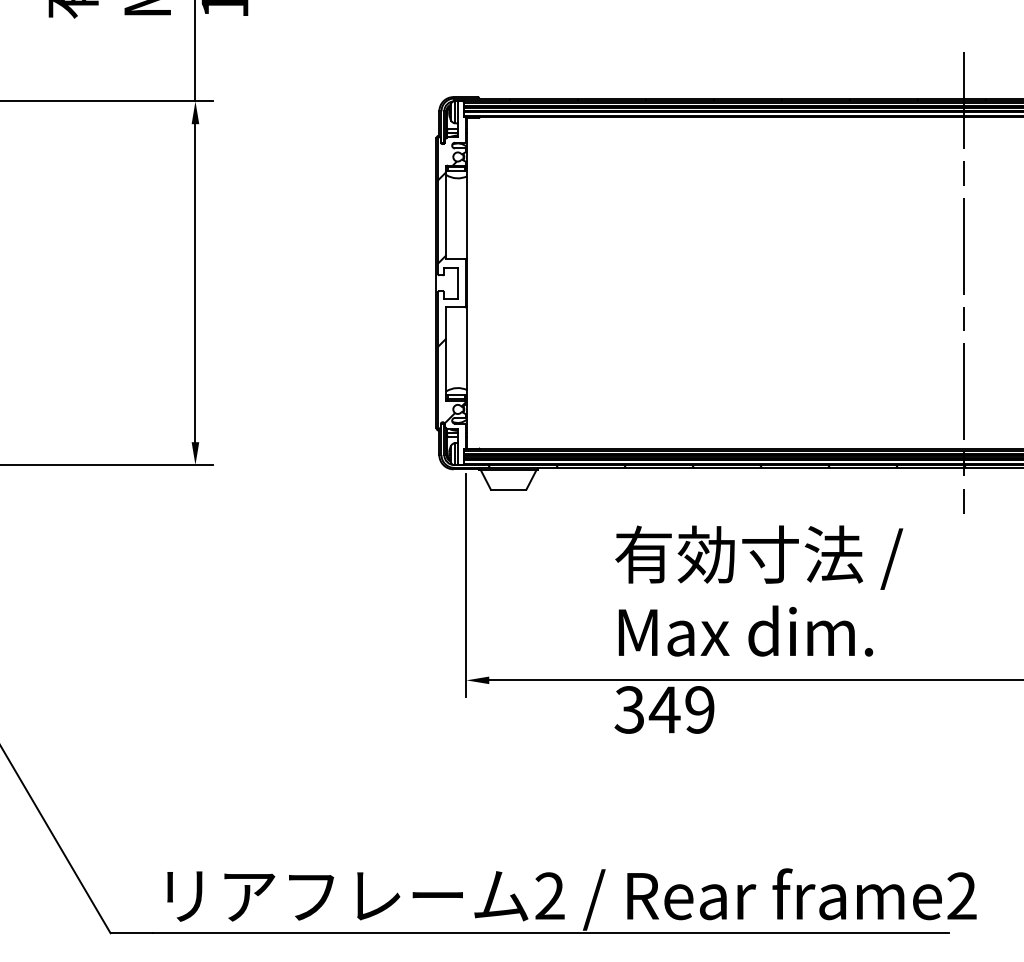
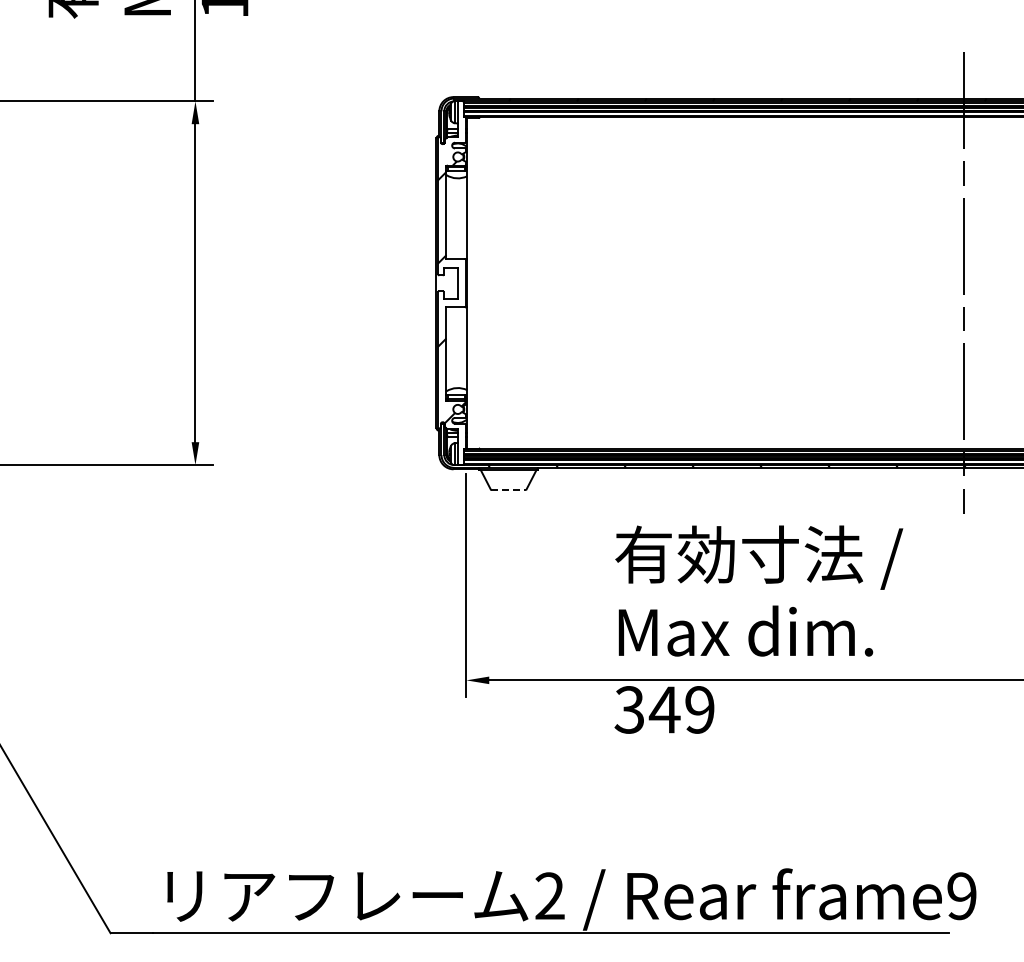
line: solid -> dashed (508, 489)
text: frame2 -> frame9 (961, 896)
